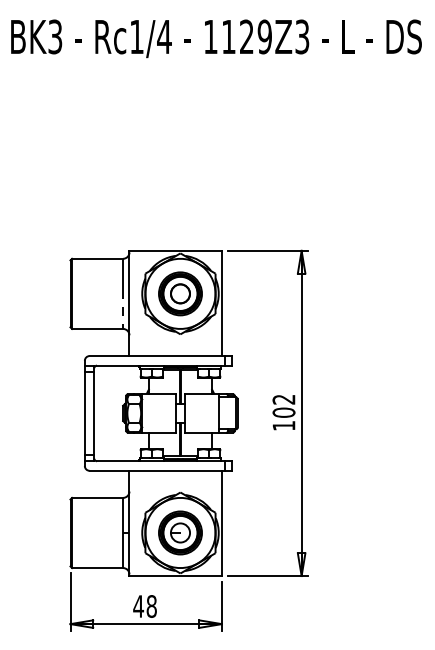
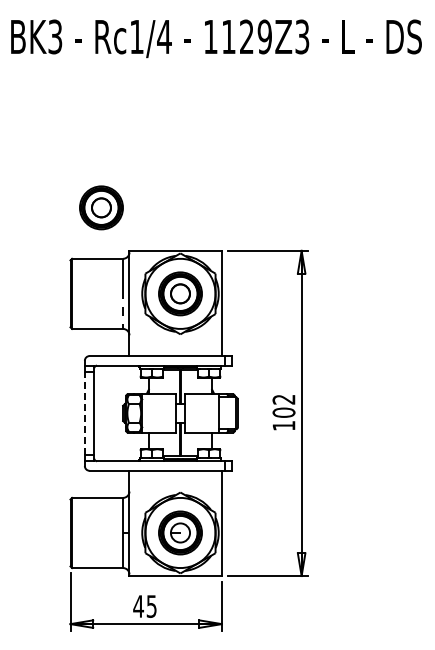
part: none -> present (101, 207)
line: solid -> dashed (84, 412)
text: 48 -> 45 (151, 606)
